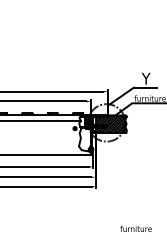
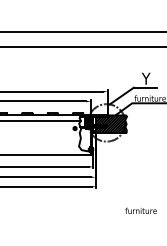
line: none -> present (82, 31)
line: none -> present (82, 46)
text position: (135, 228) -> (140, 210) (140, 210)
